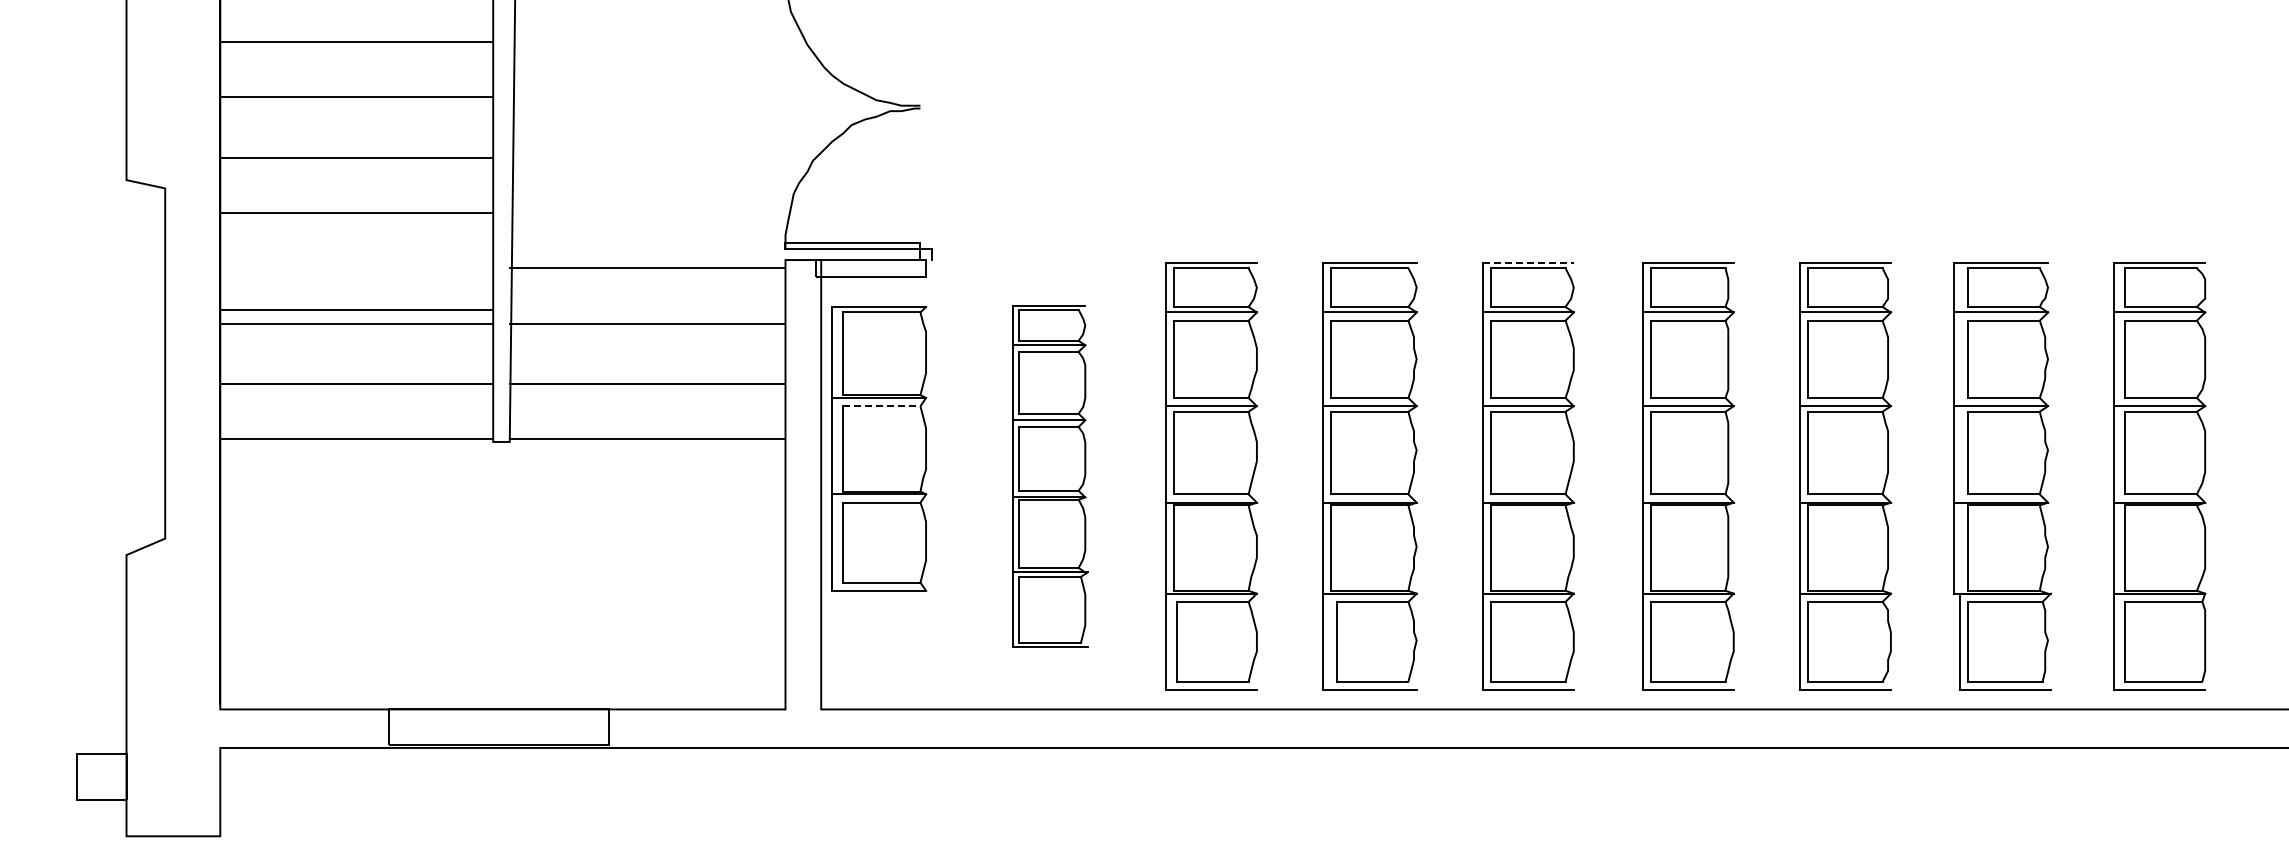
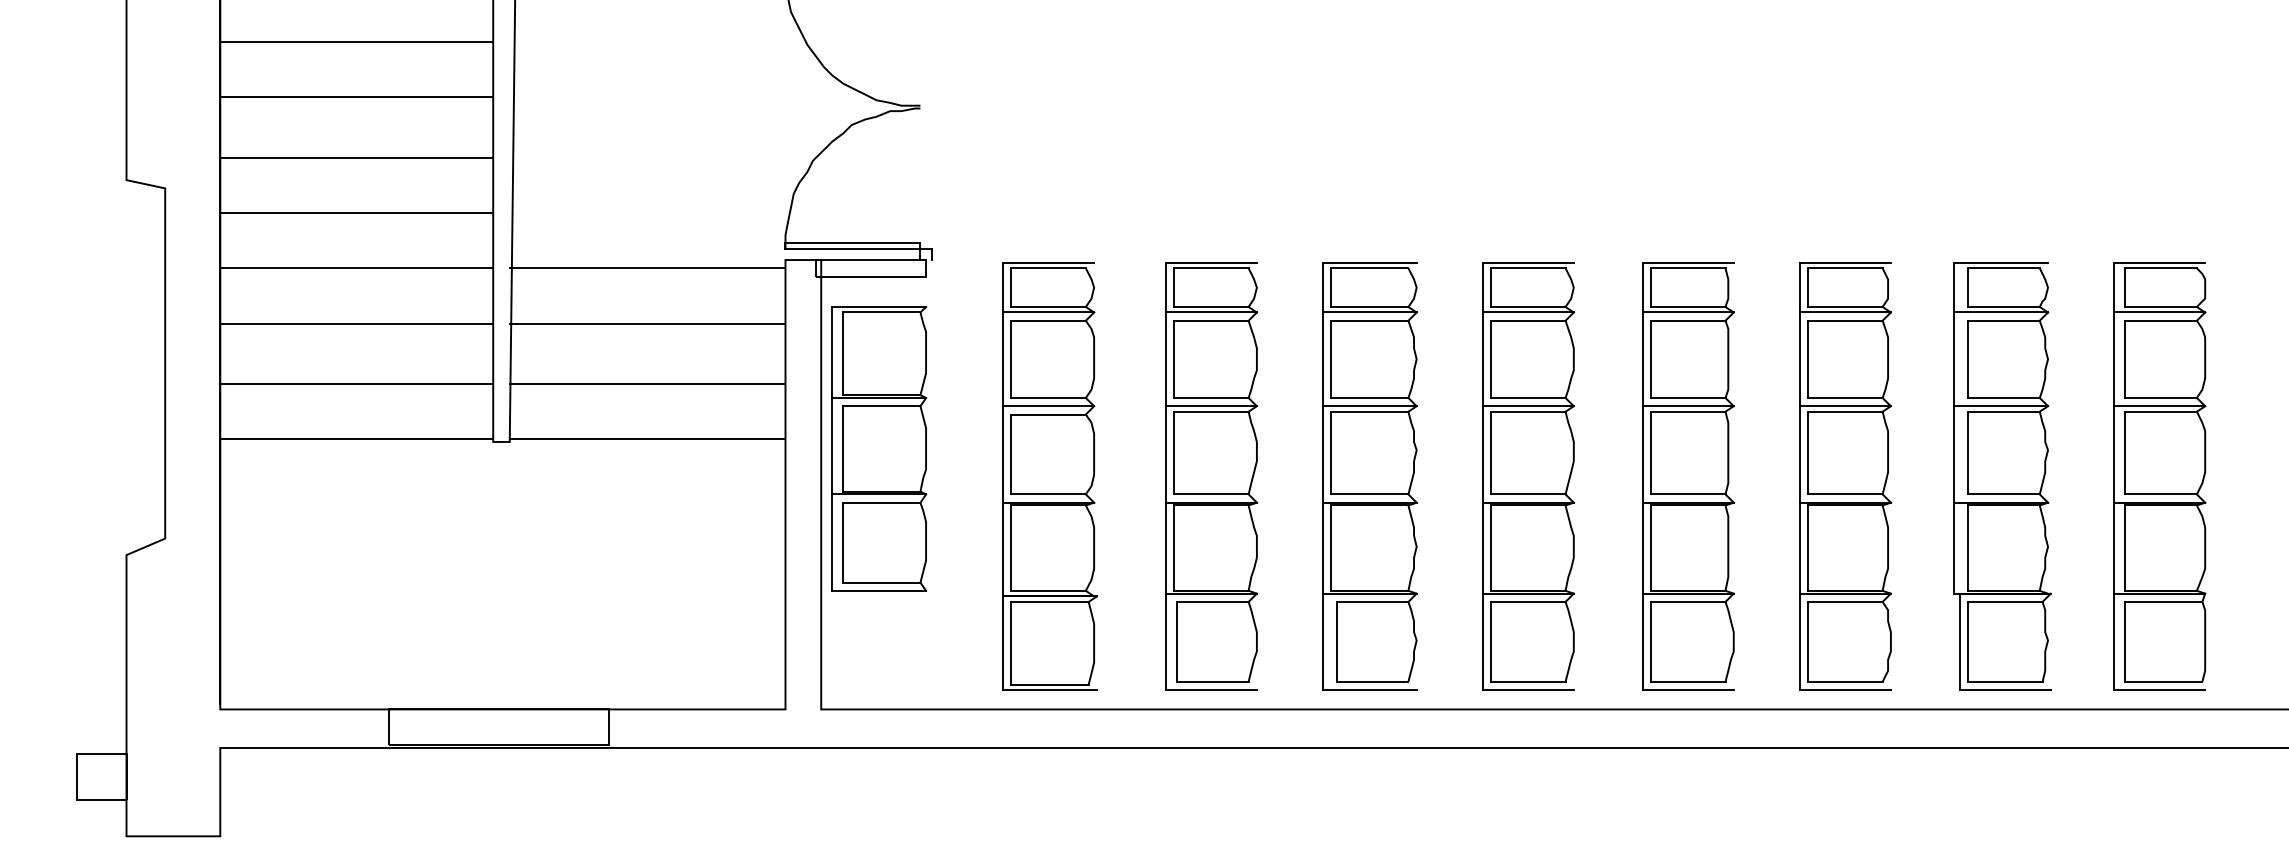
line: dashed -> solid (1528, 262)
line position: (356, 310) -> (356, 268) (356, 268)
line: dashed -> solid (881, 406)
part size: 77x343 px -> 96x429 px (1049, 476)
